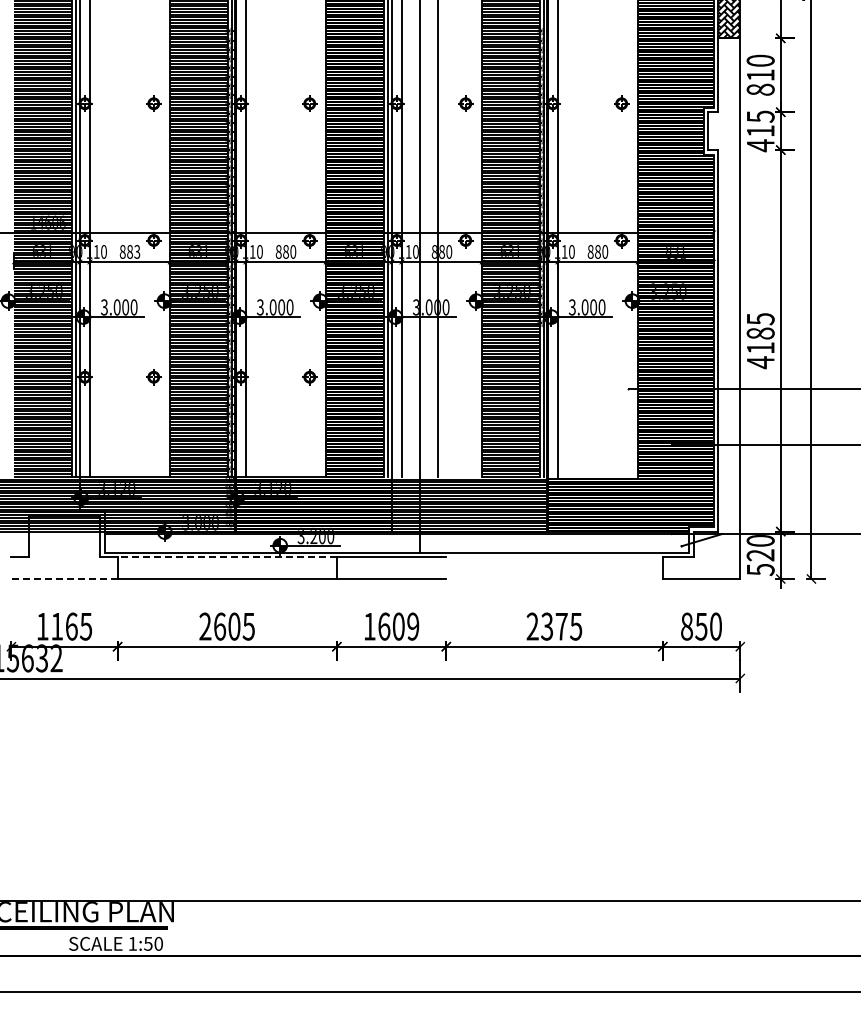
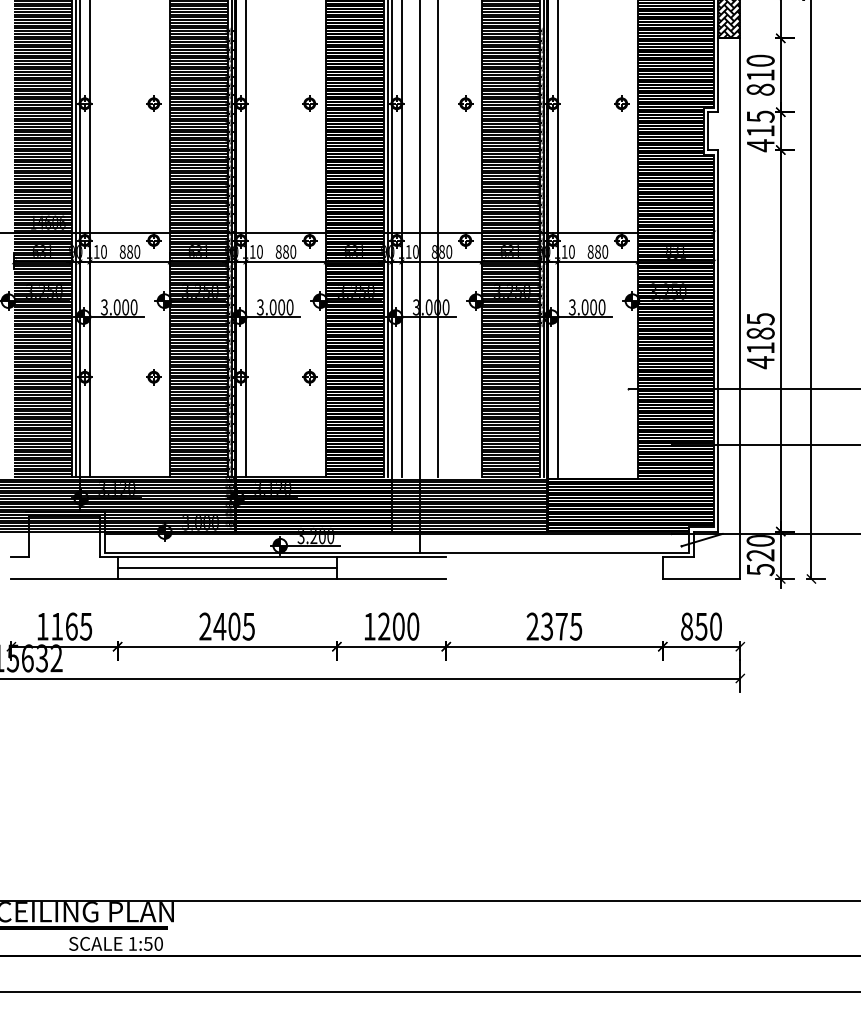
text: 883 -> 880 (137, 251)
line: dashed -> solid (227, 557)
line: none -> present (226, 568)
line: dashed -> solid (64, 579)
text: 2605 -> 2405 (219, 626)
text: 1609 -> 1200 (398, 626)
